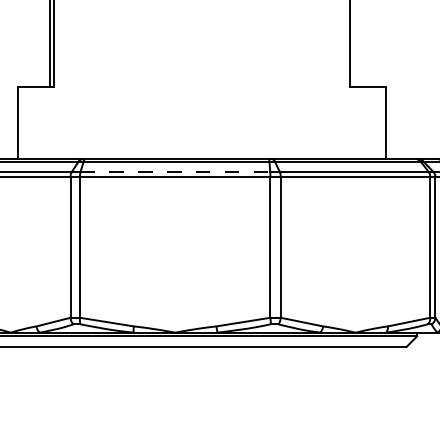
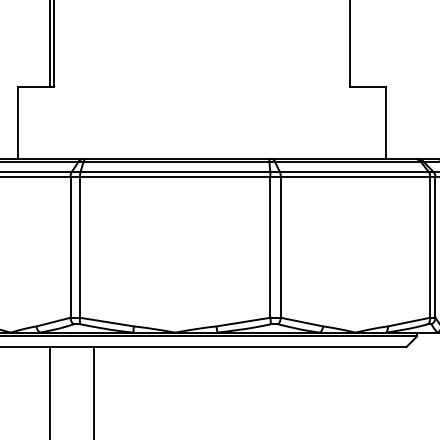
line: dashed -> solid (175, 171)
line: none -> present (50, 391)
line: none -> present (93, 391)
